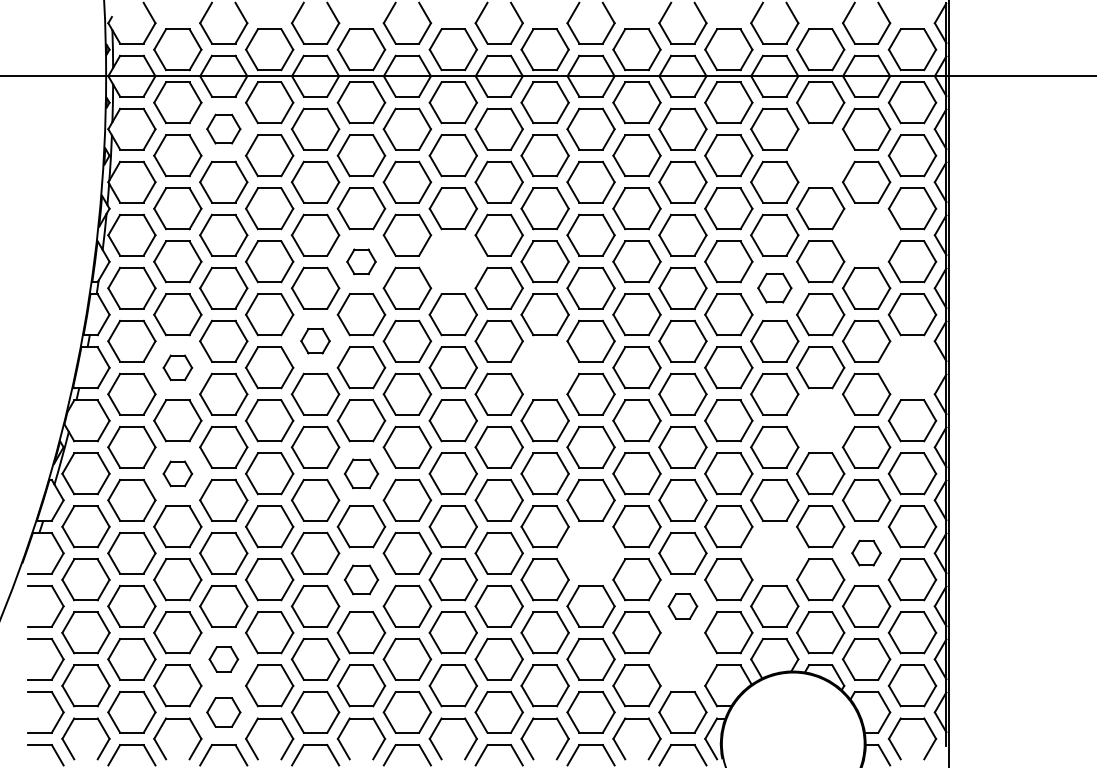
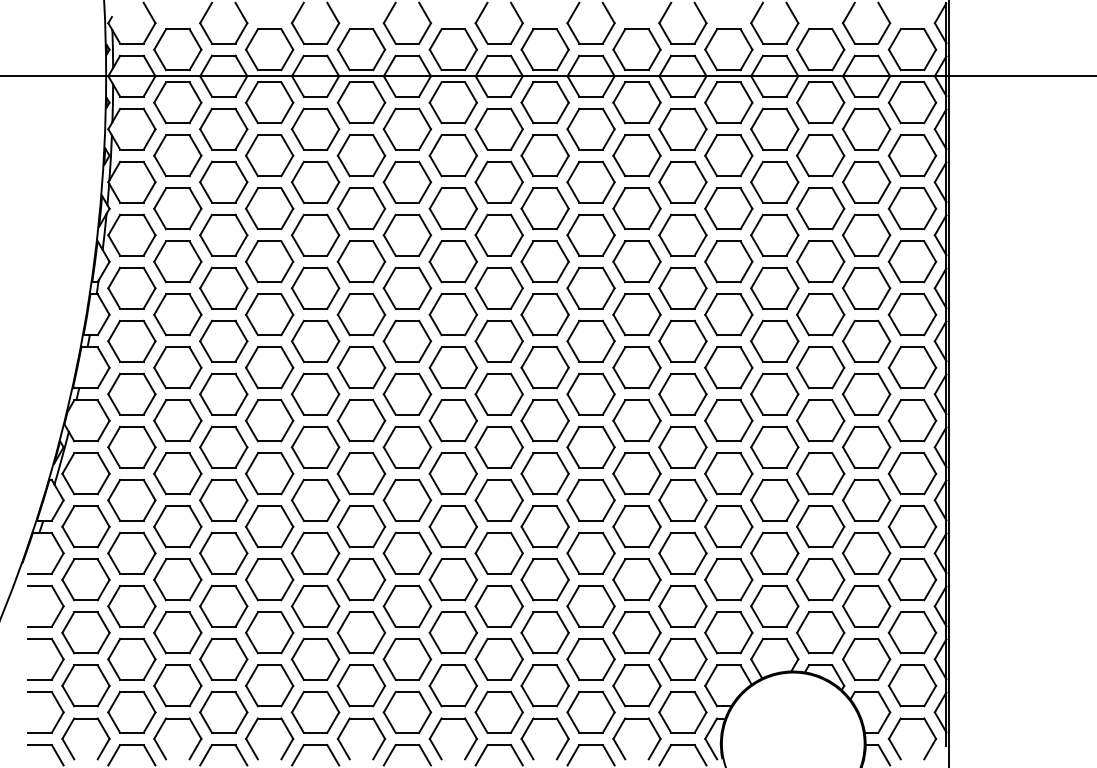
part size: 36x32 px -> 50x44 px (223, 128)
part: none -> present (820, 155)
part: none -> present (866, 234)
part size: 31x28 px -> 51x44 px (361, 261)
part: none -> present (452, 261)
part size: 36x32 px -> 50x44 px (774, 287)
part size: 31x28 px -> 51x44 px (315, 340)
part size: 32x28 px -> 50x44 px (177, 367)
part: none -> present (544, 367)
part: none -> present (912, 367)
part: none -> present (820, 420)
part size: 32x28 px -> 50x44 px (177, 473)
part size: 37x32 px -> 51x44 px (361, 473)
part: none -> present (774, 552)
part size: 31x28 px -> 51x44 px (866, 552)
part: none -> present (590, 553)
part size: 36x32 px -> 51x44 px (361, 579)
part size: 32x27 px -> 50x43 px (682, 606)
part size: 32x27 px -> 50x43 px (223, 659)
part: none -> present (682, 659)
part size: 36x31 px -> 50x43 px (223, 712)
